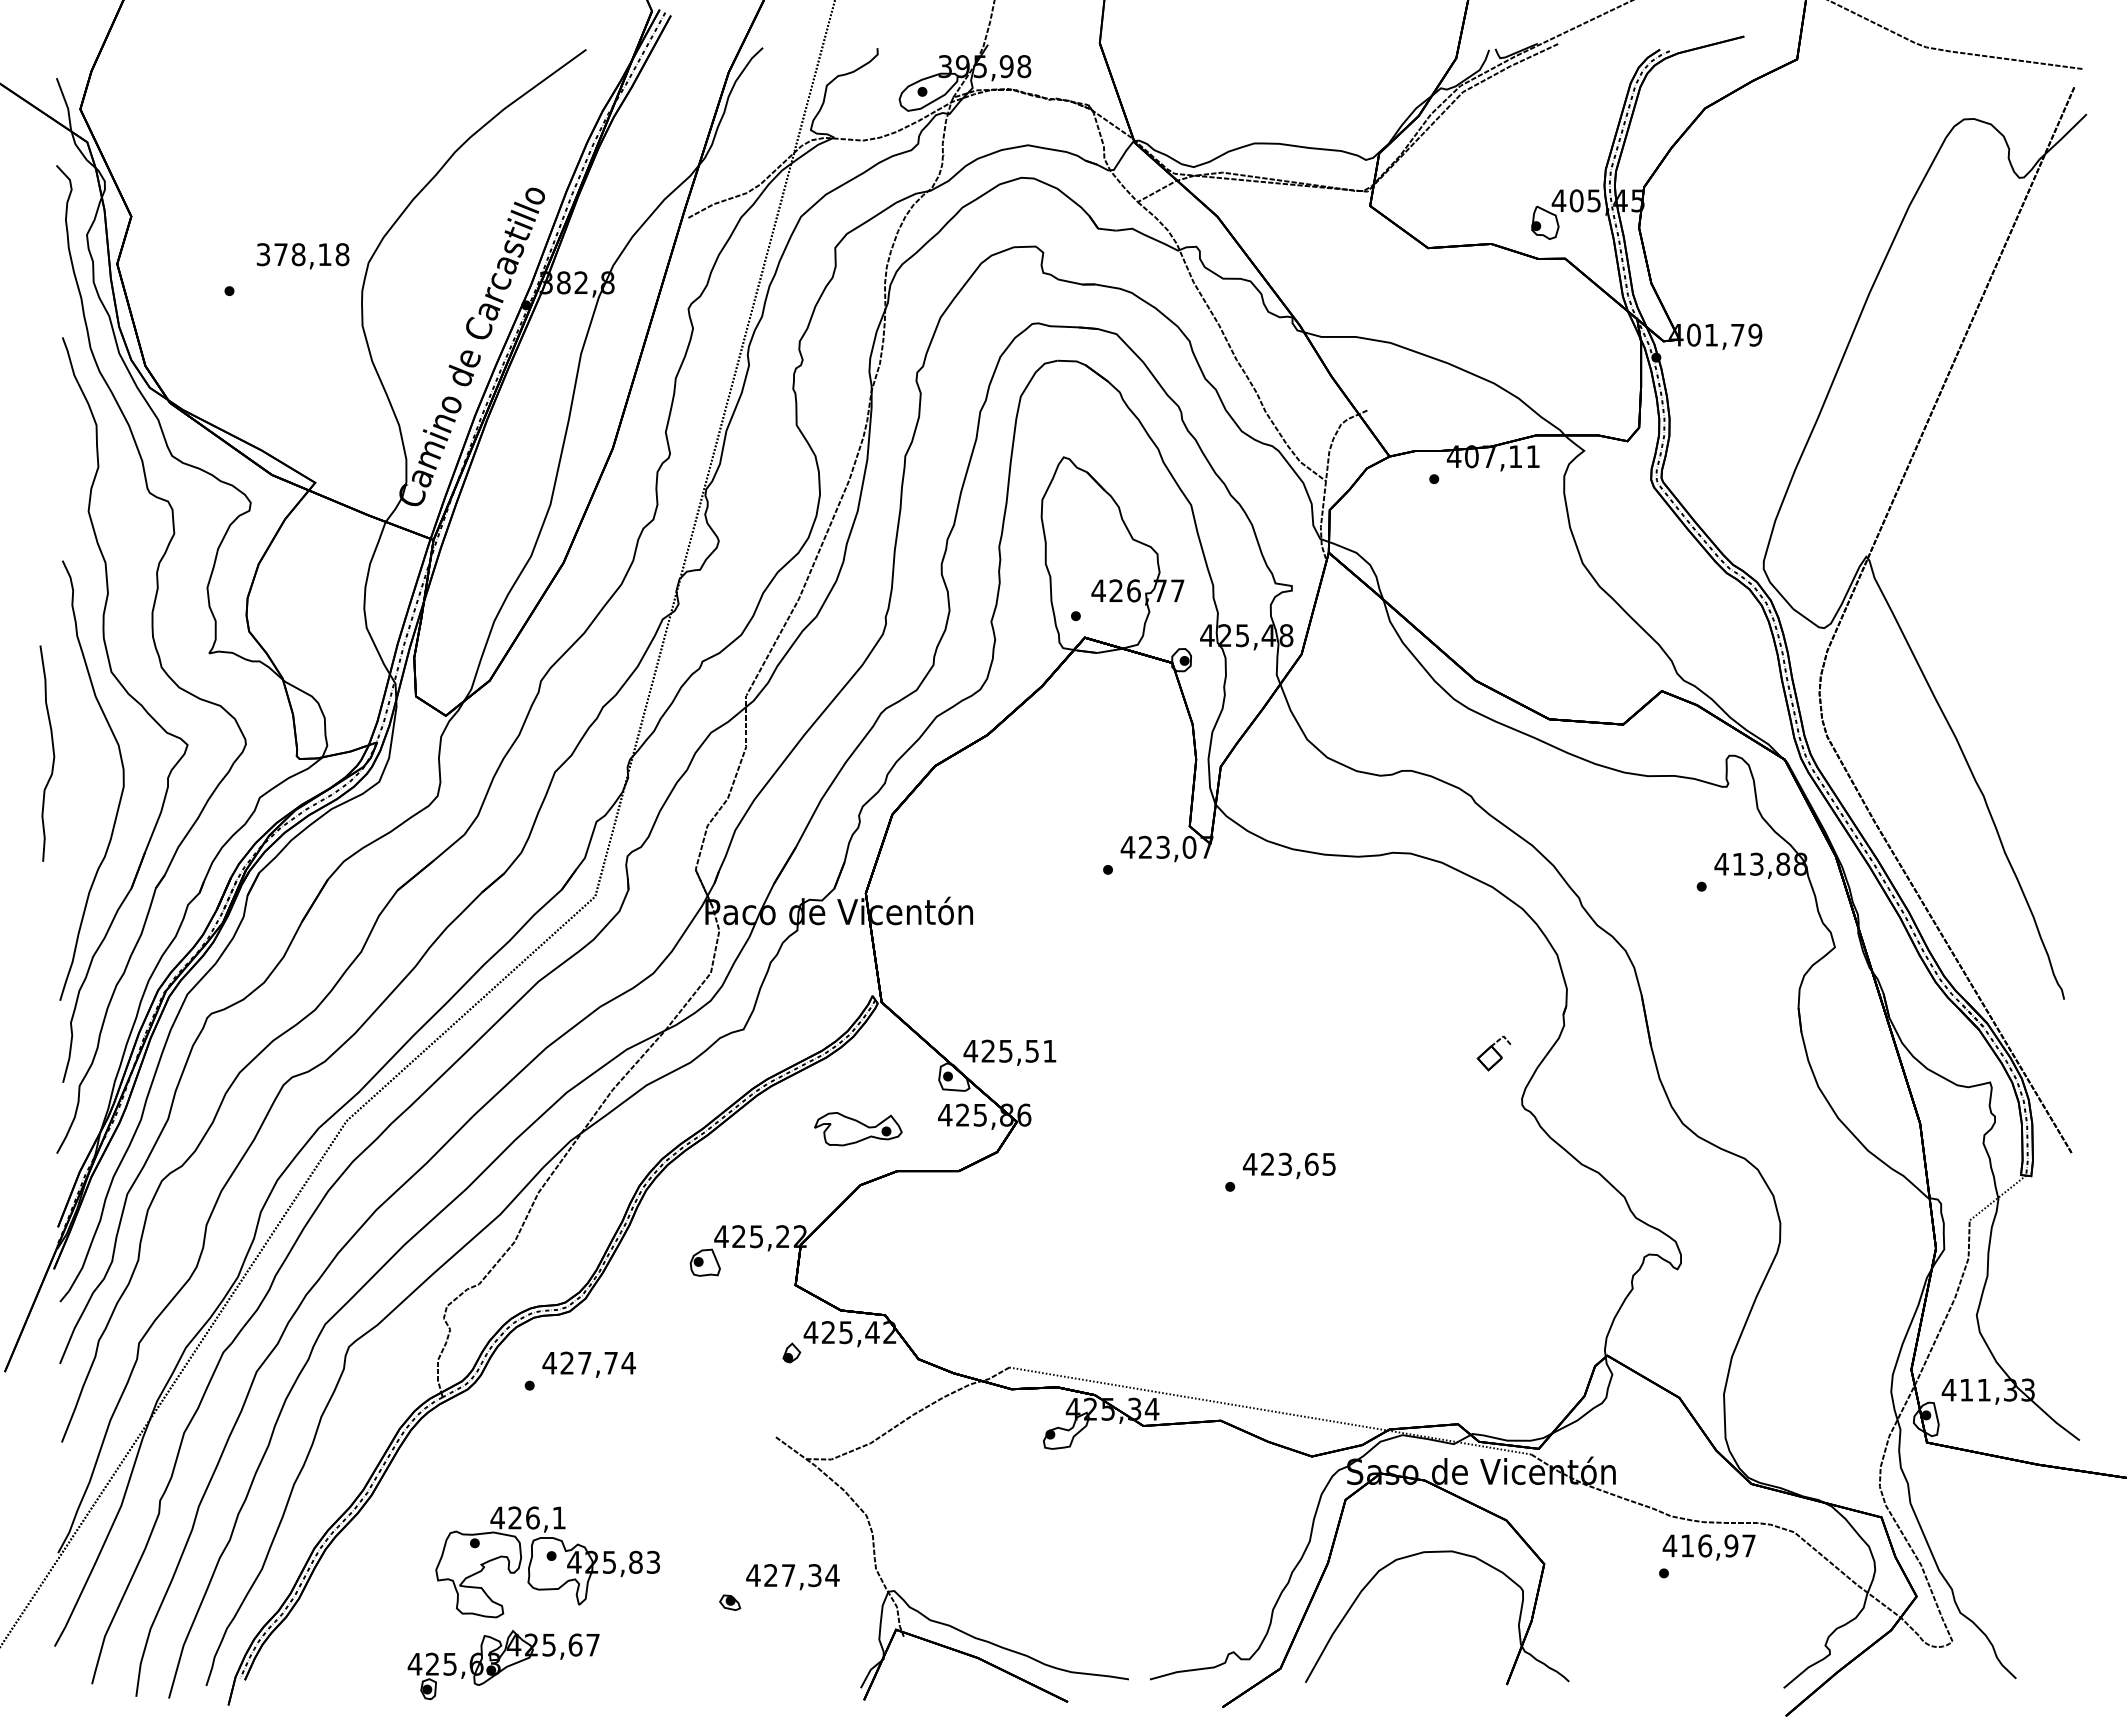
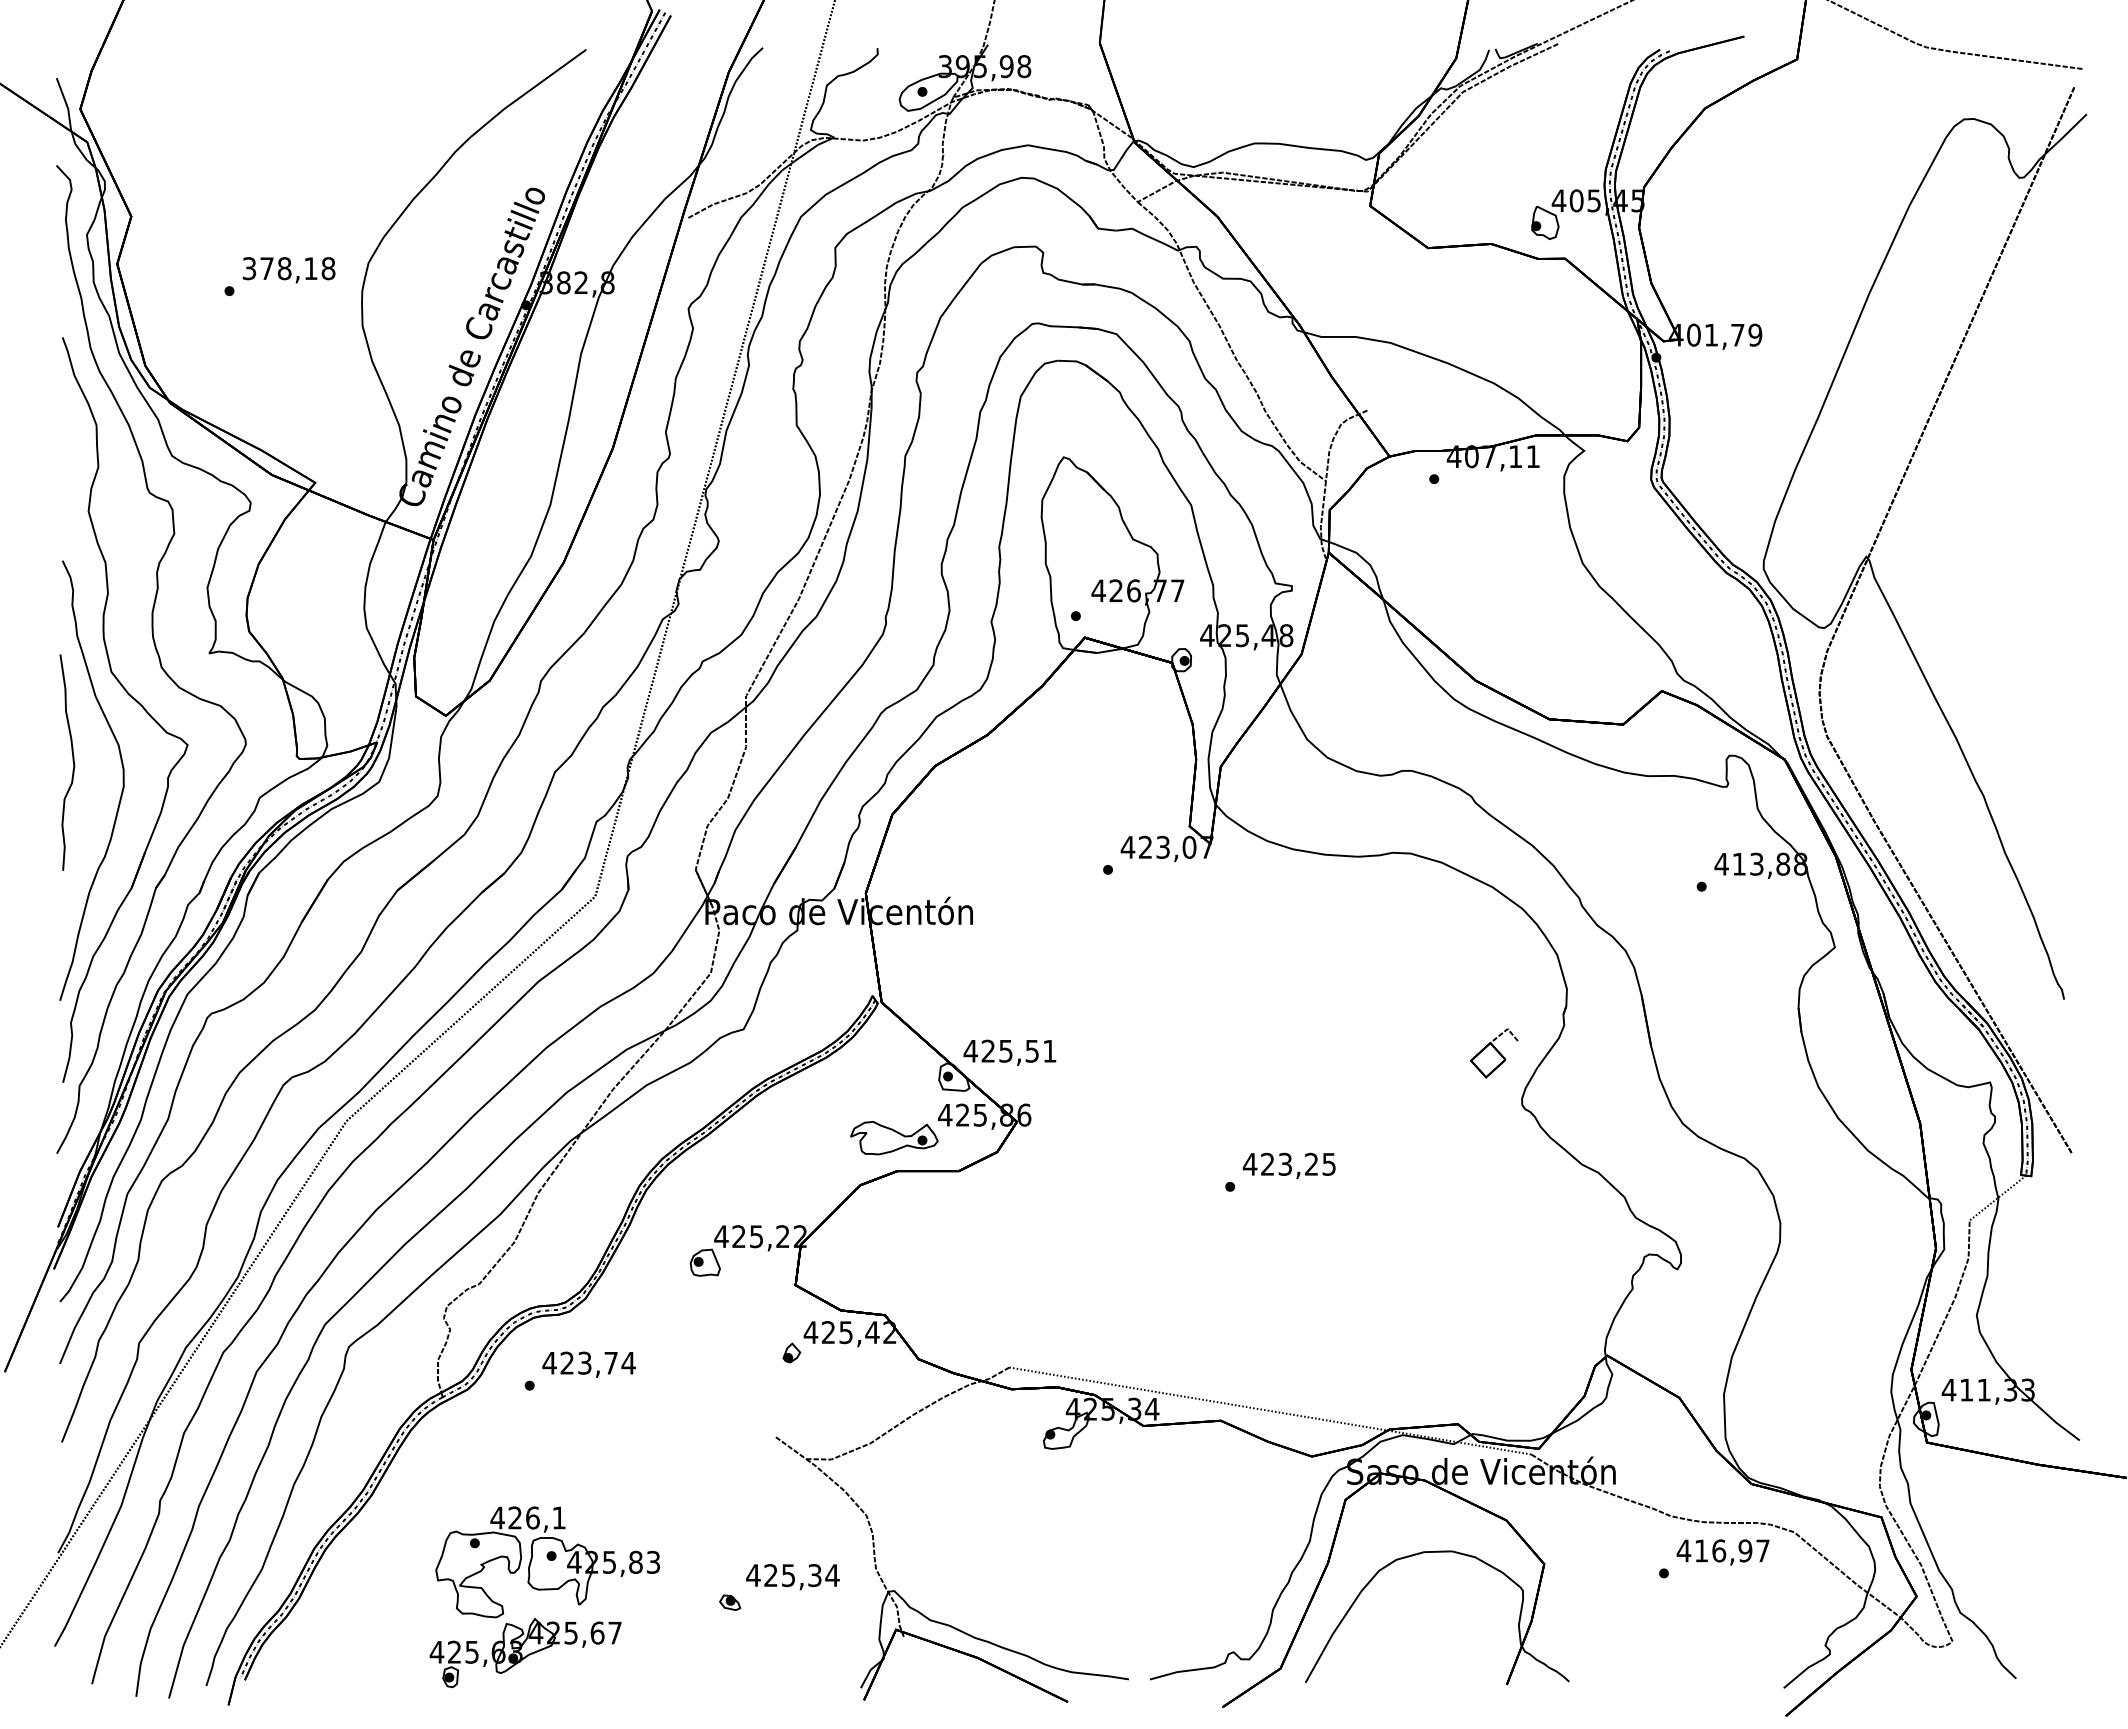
text position: (303, 256) -> (289, 270) (289, 270)
curve position: (52, 752) -> (72, 761) (72, 761)
part size: 36x36 px -> 50x51 px (1493, 1053)
part position: (858, 1129) -> (894, 1138) (894, 1138)
text: 423,65 -> 423,25 (1311, 1163)
text: 427,74 -> 423,74 (584, 1362)
text position: (1708, 1547) -> (1722, 1552) (1722, 1552)
text: 427,34 -> 425,34 (788, 1575)
part position: (503, 1665) -> (525, 1653) (525, 1653)
